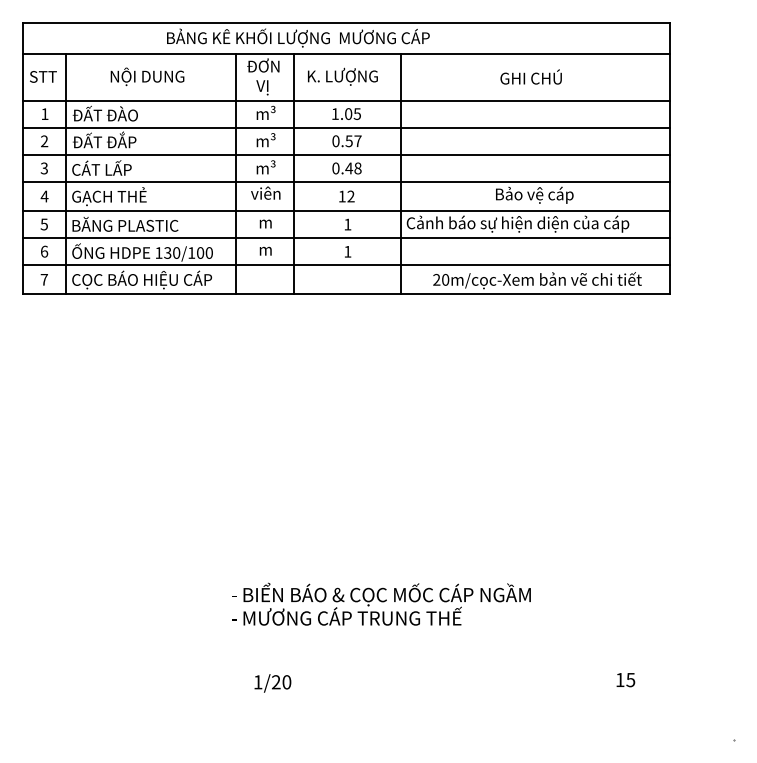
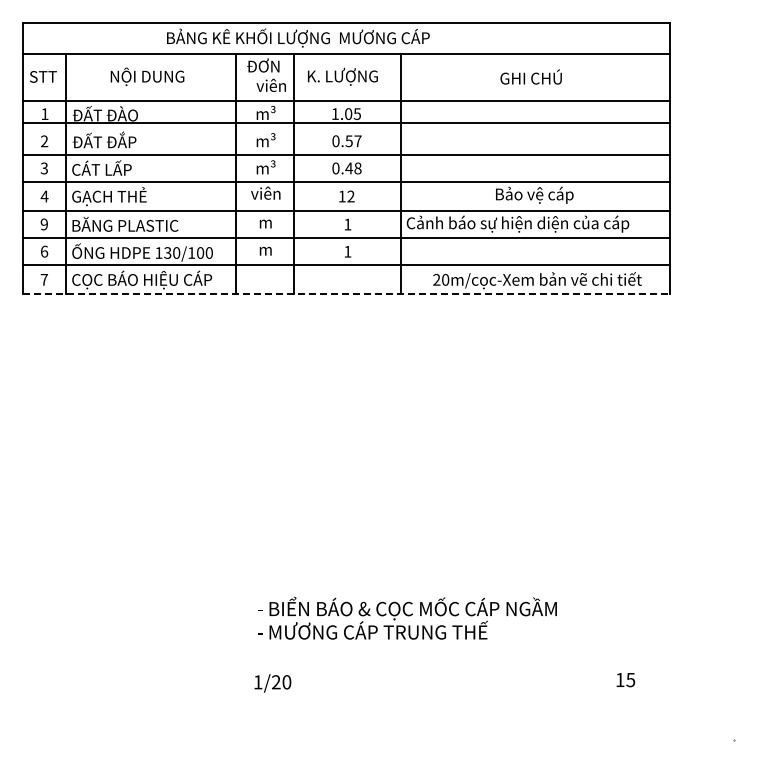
text: VỊ -> viên (270, 86)
line position: (345, 127) -> (345, 122) (345, 122)
text: 5 -> 9 (43, 224)
line: solid -> dashed (346, 294)
text position: (381, 603) -> (407, 617) (407, 617)
